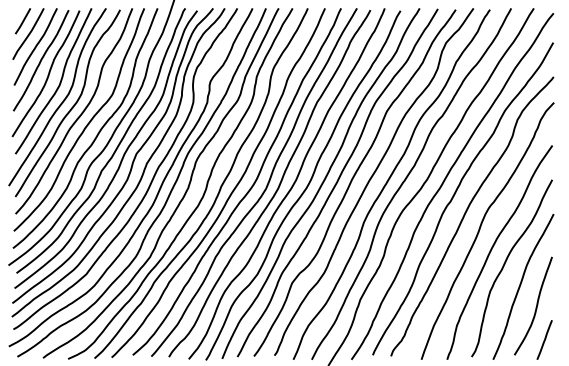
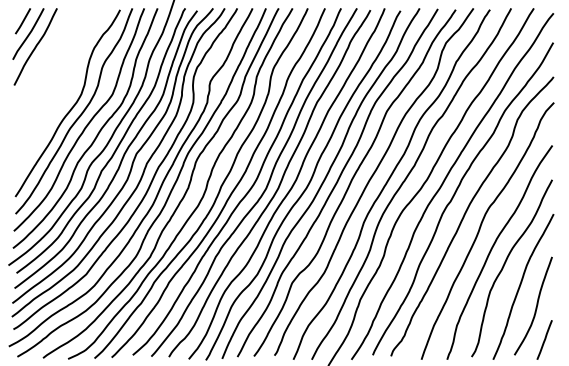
part: present -> none (57, 97)
